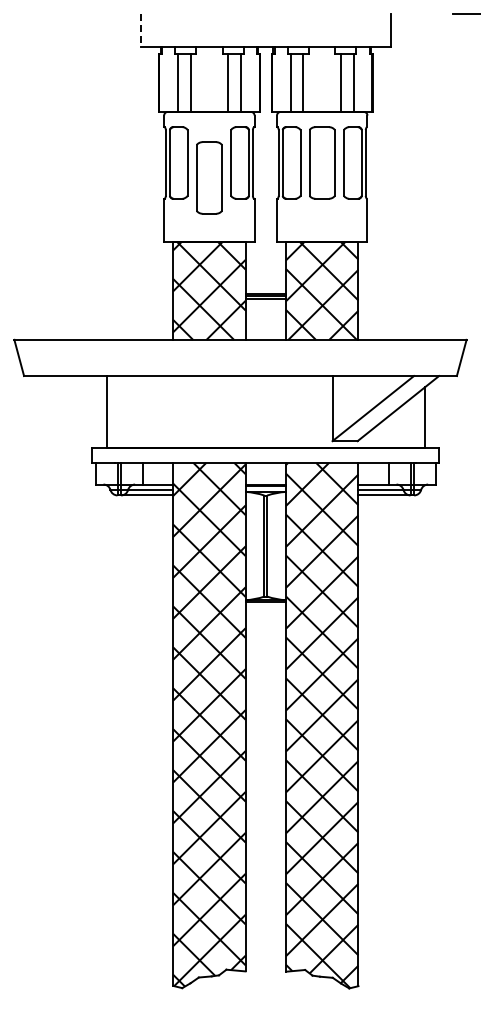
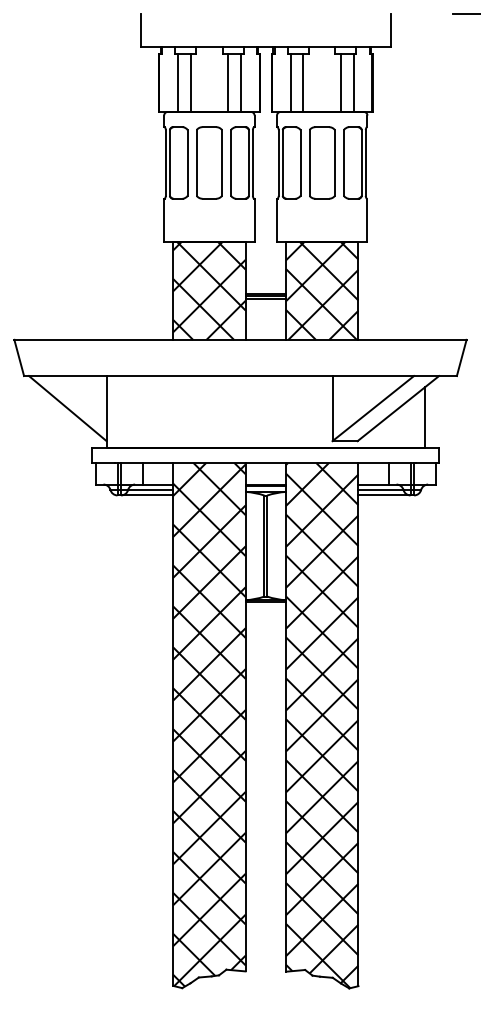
line: dashed -> solid (141, 31)
part position: (209, 177) -> (209, 162) (209, 162)
line: none -> present (67, 408)
